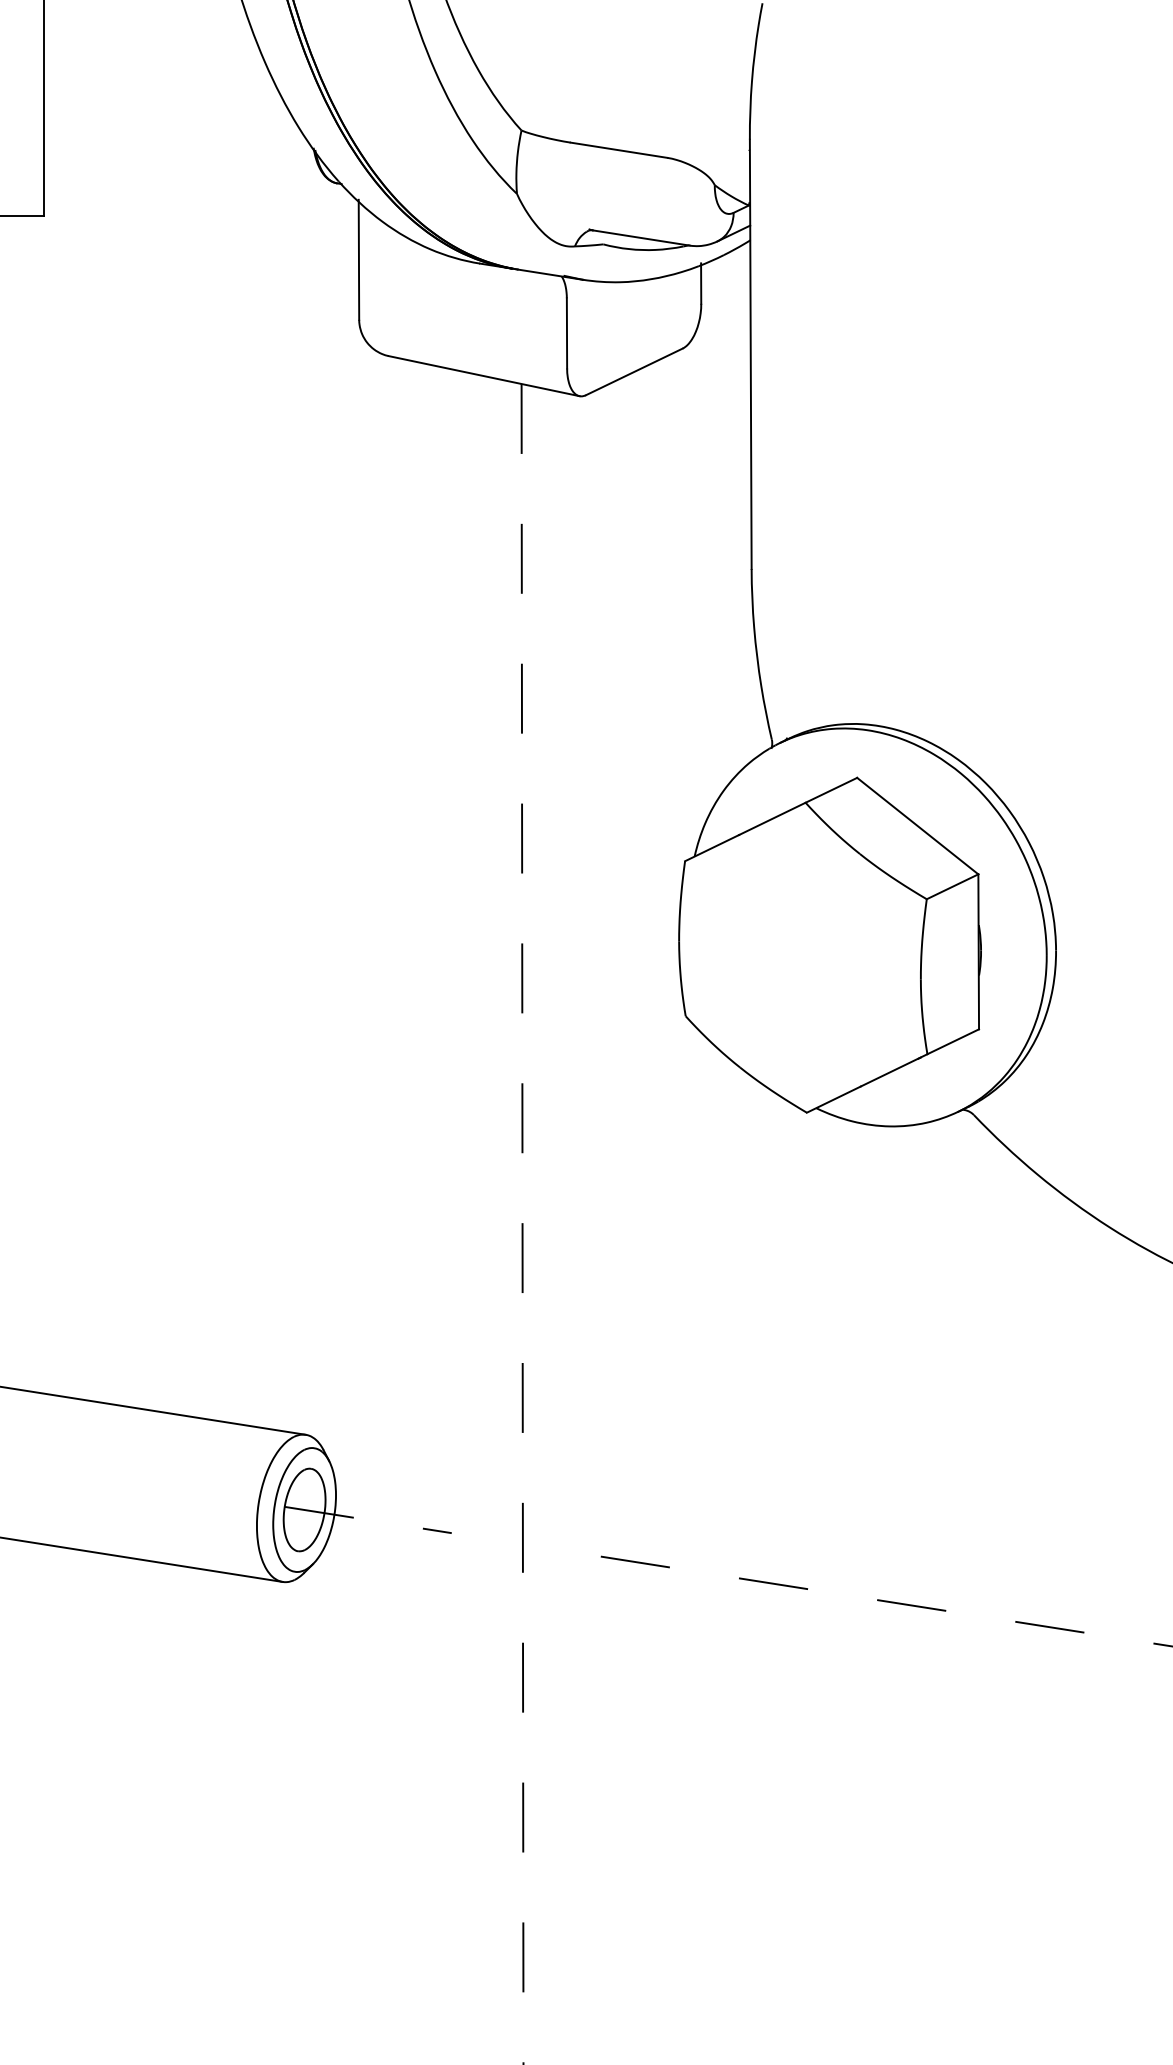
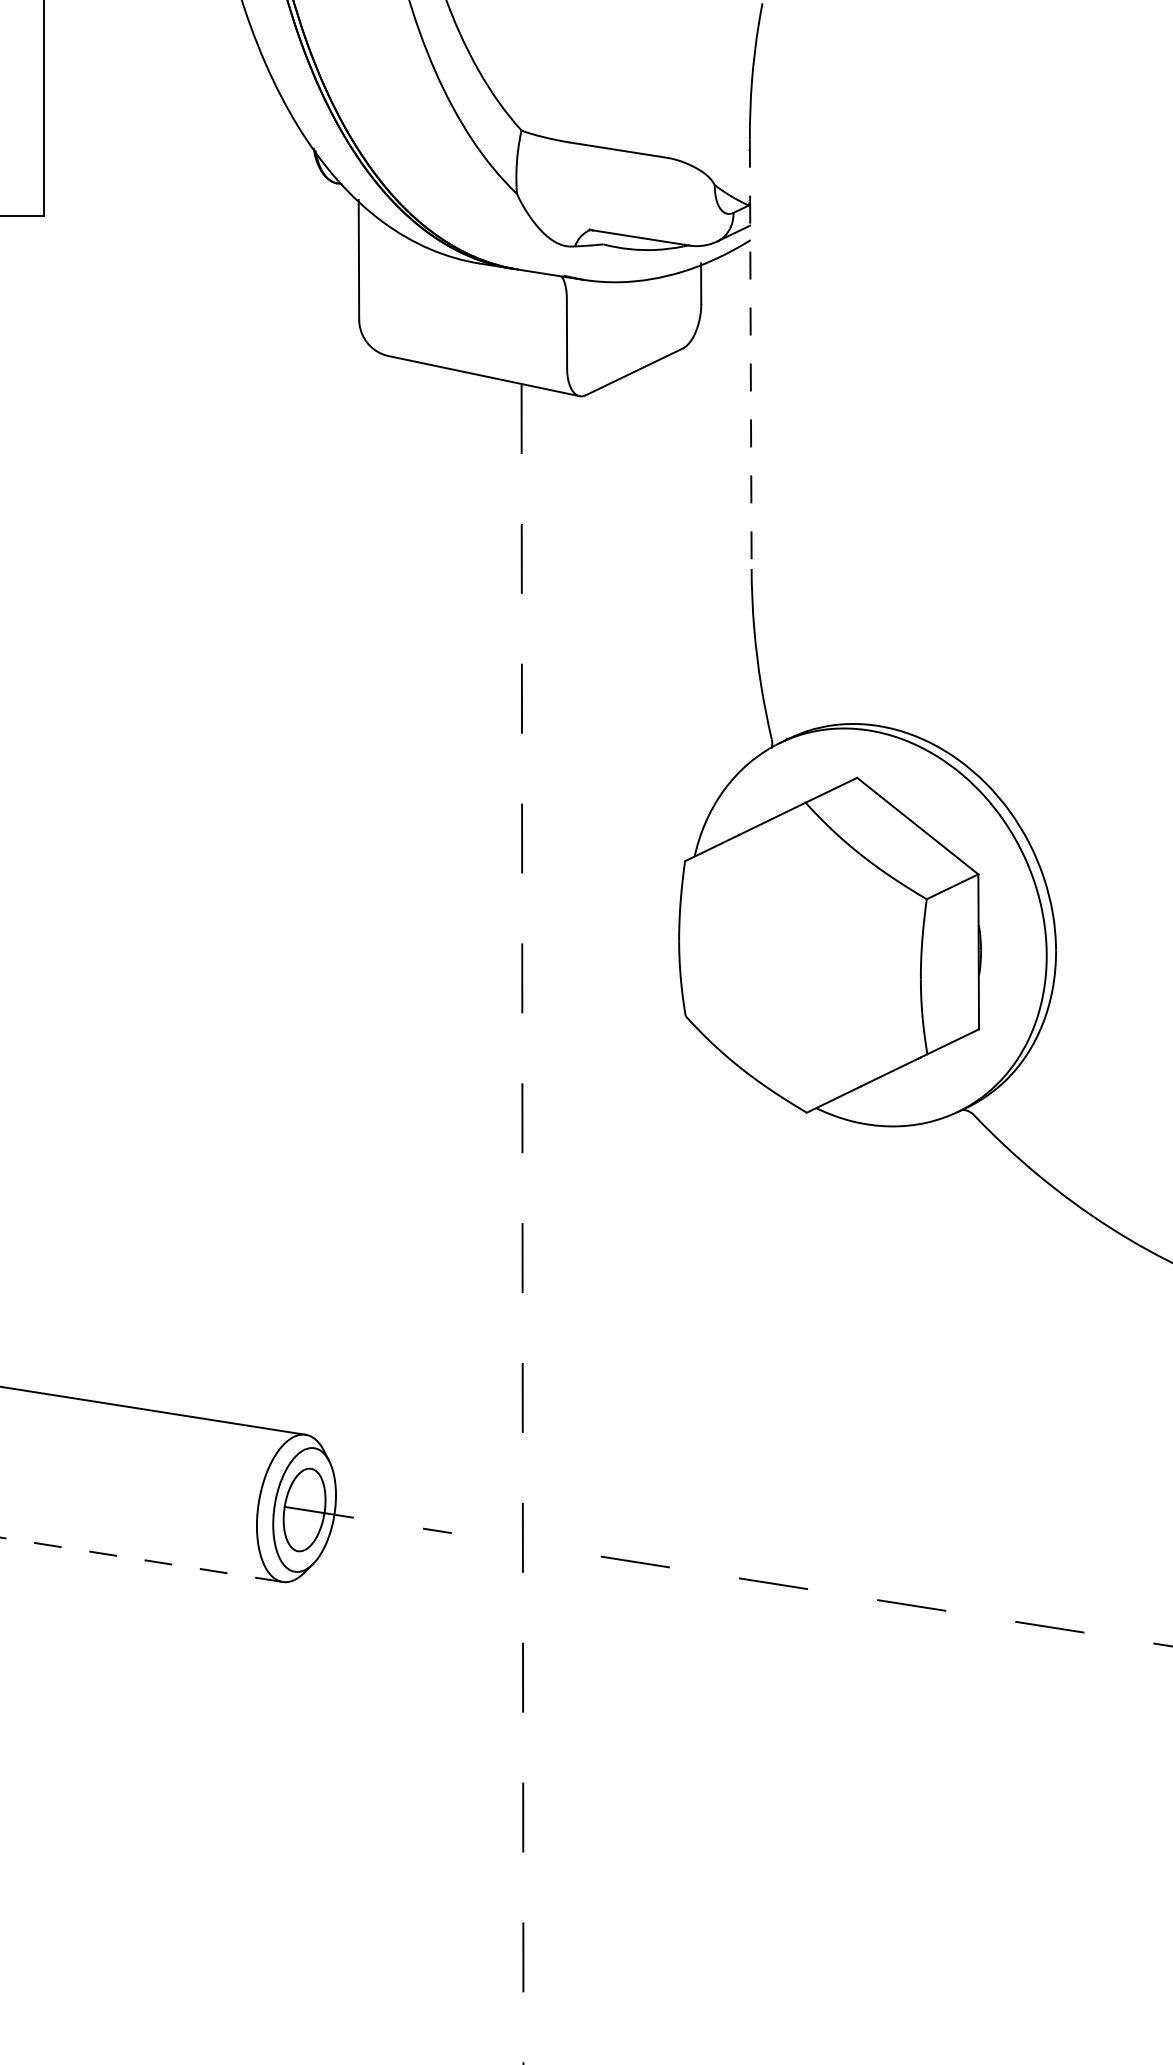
line: solid -> dashed (750, 354)
line: solid -> dashed (141, 1559)
